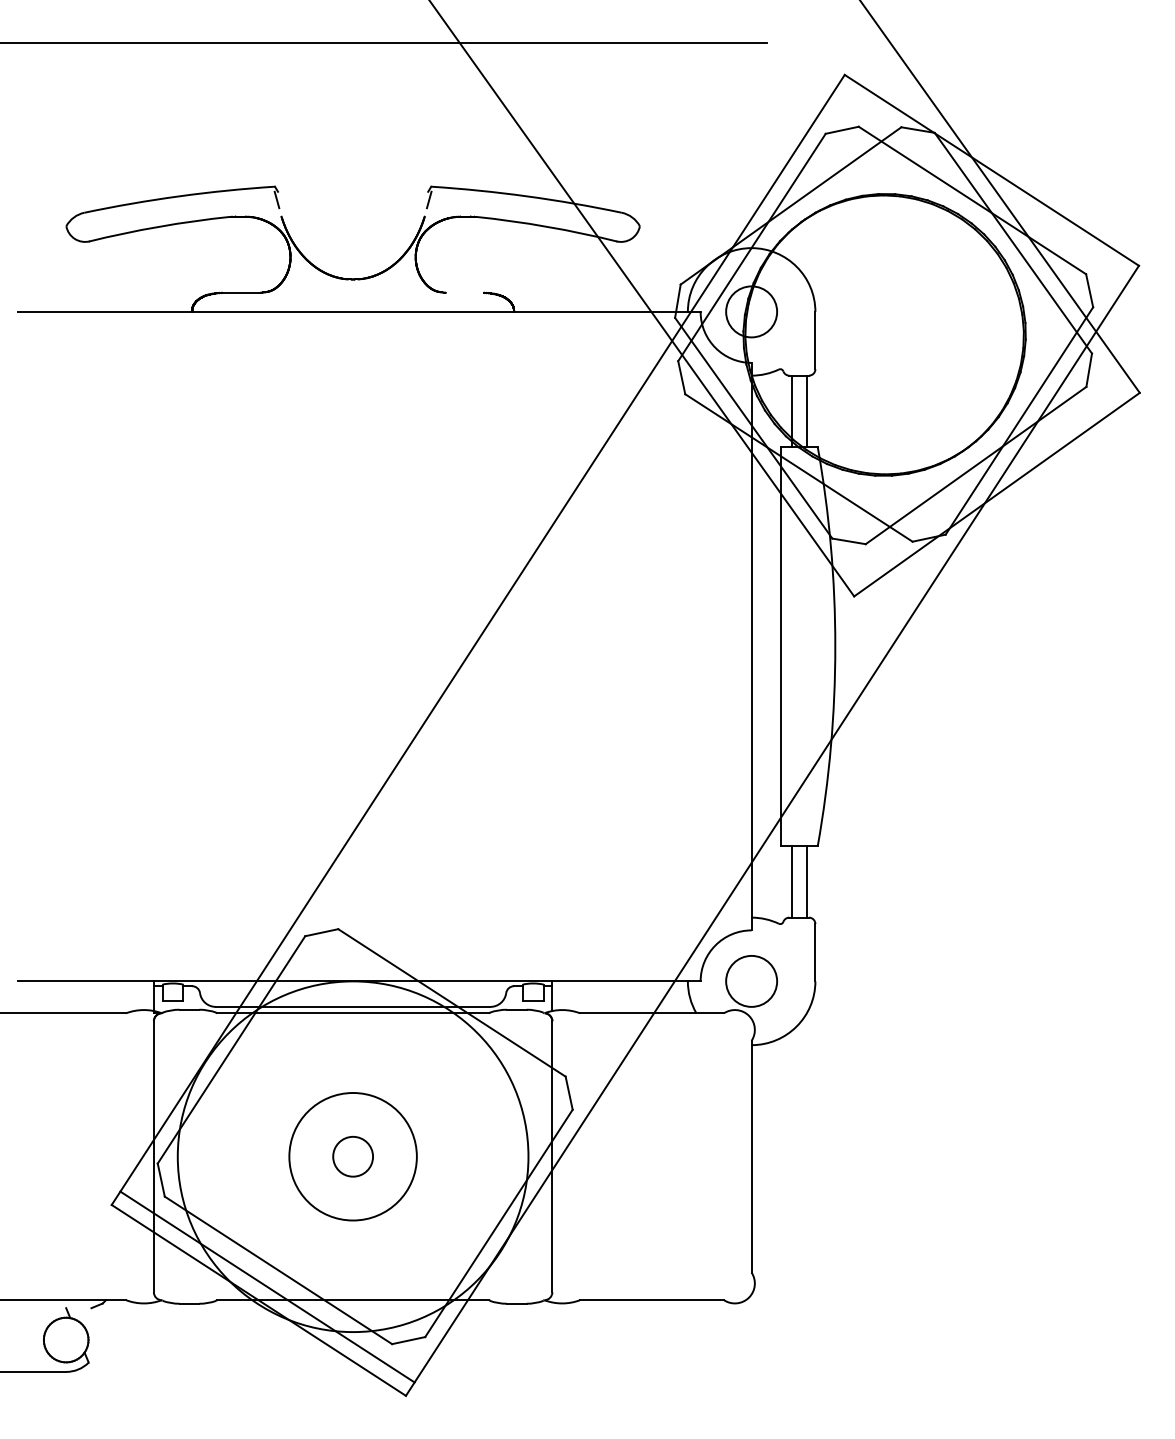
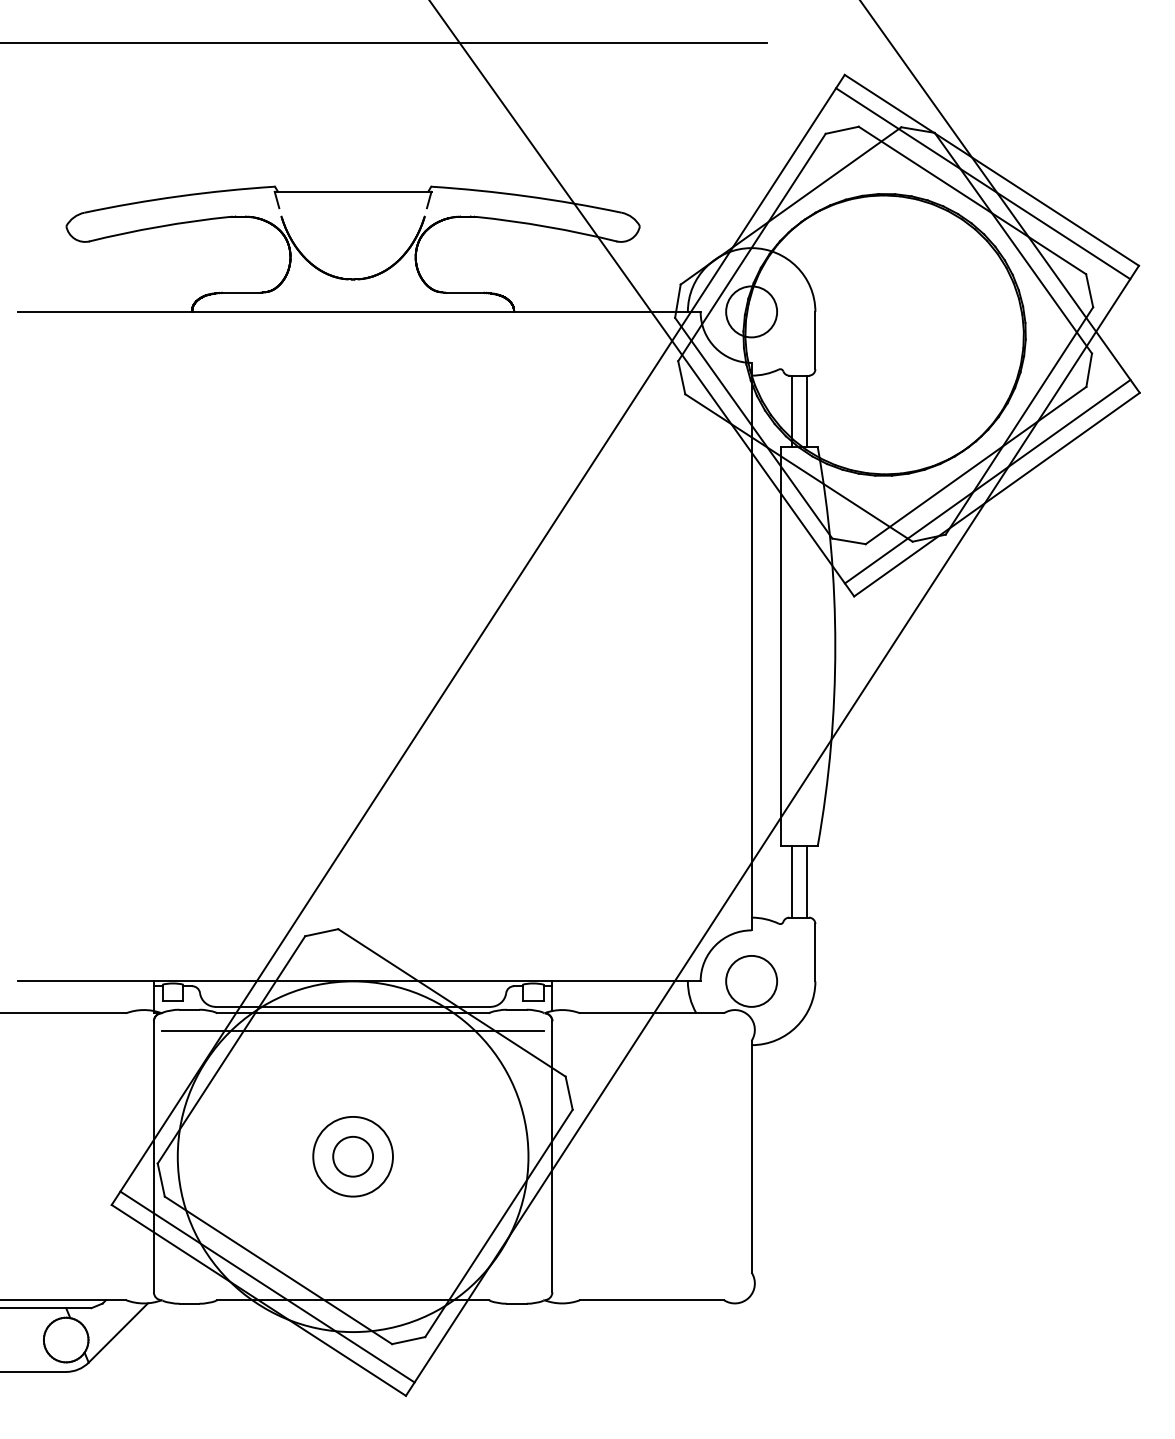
line: none -> present (983, 183)
line: none -> present (352, 191)
line: none -> present (464, 292)
line: none -> present (987, 481)
line: none -> present (352, 1030)
circle diameter: 128 px -> 80 px (352, 1156)
line: none -> present (46, 1308)
line: none -> present (118, 1332)
